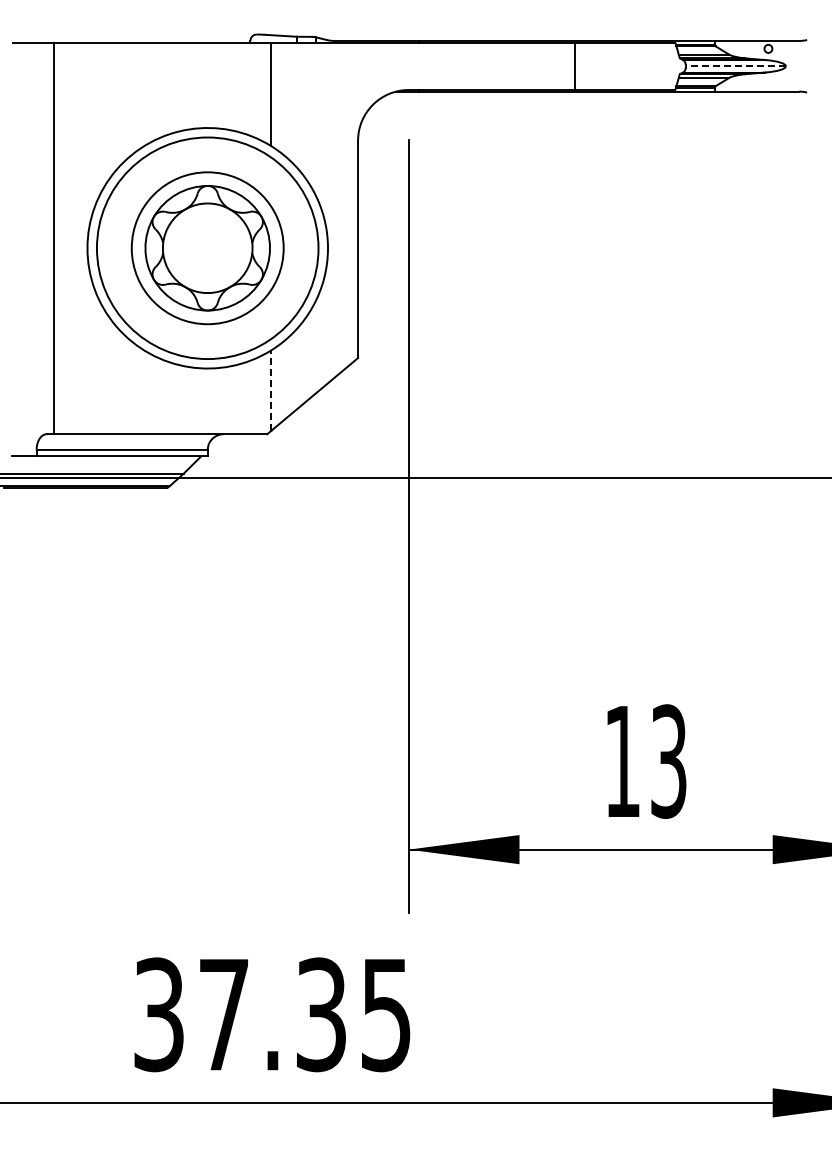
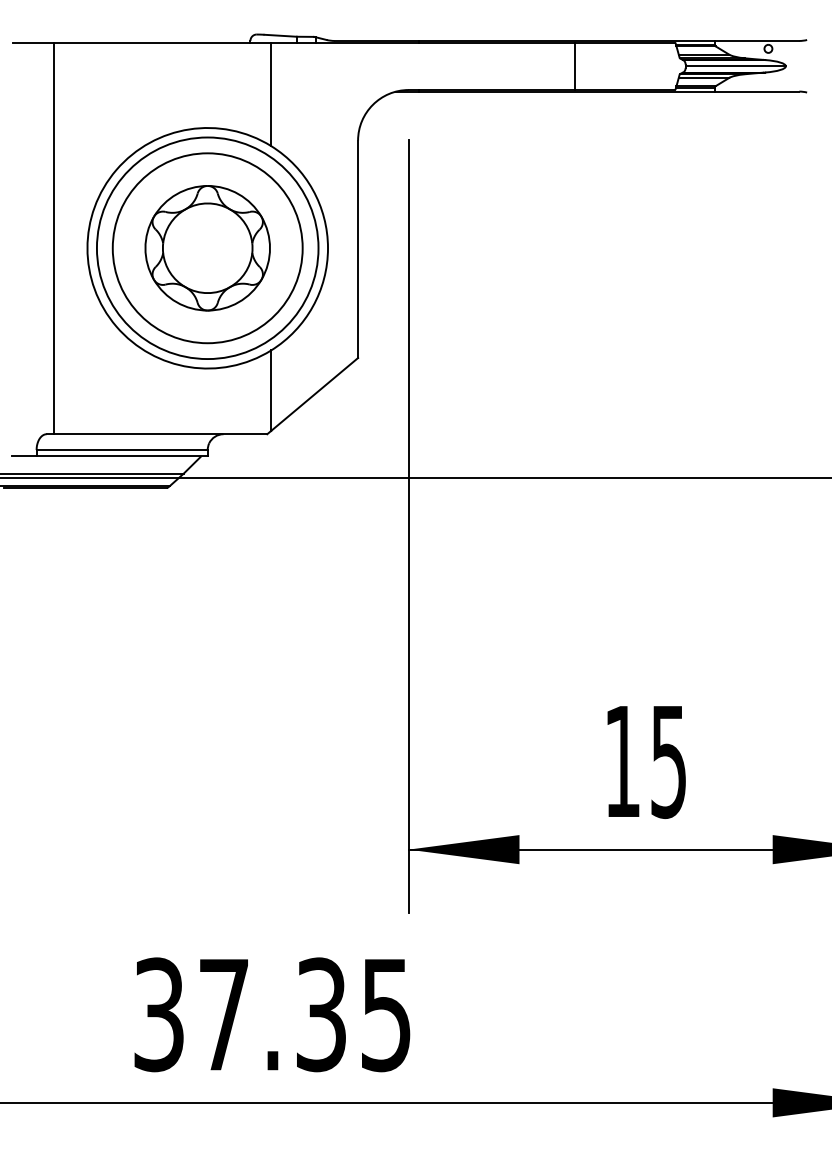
line: dashed -> solid (735, 66)
circle diameter: 152 px -> 190 px (207, 248)
line: dashed -> solid (271, 390)
text: 13 -> 15 (668, 761)
